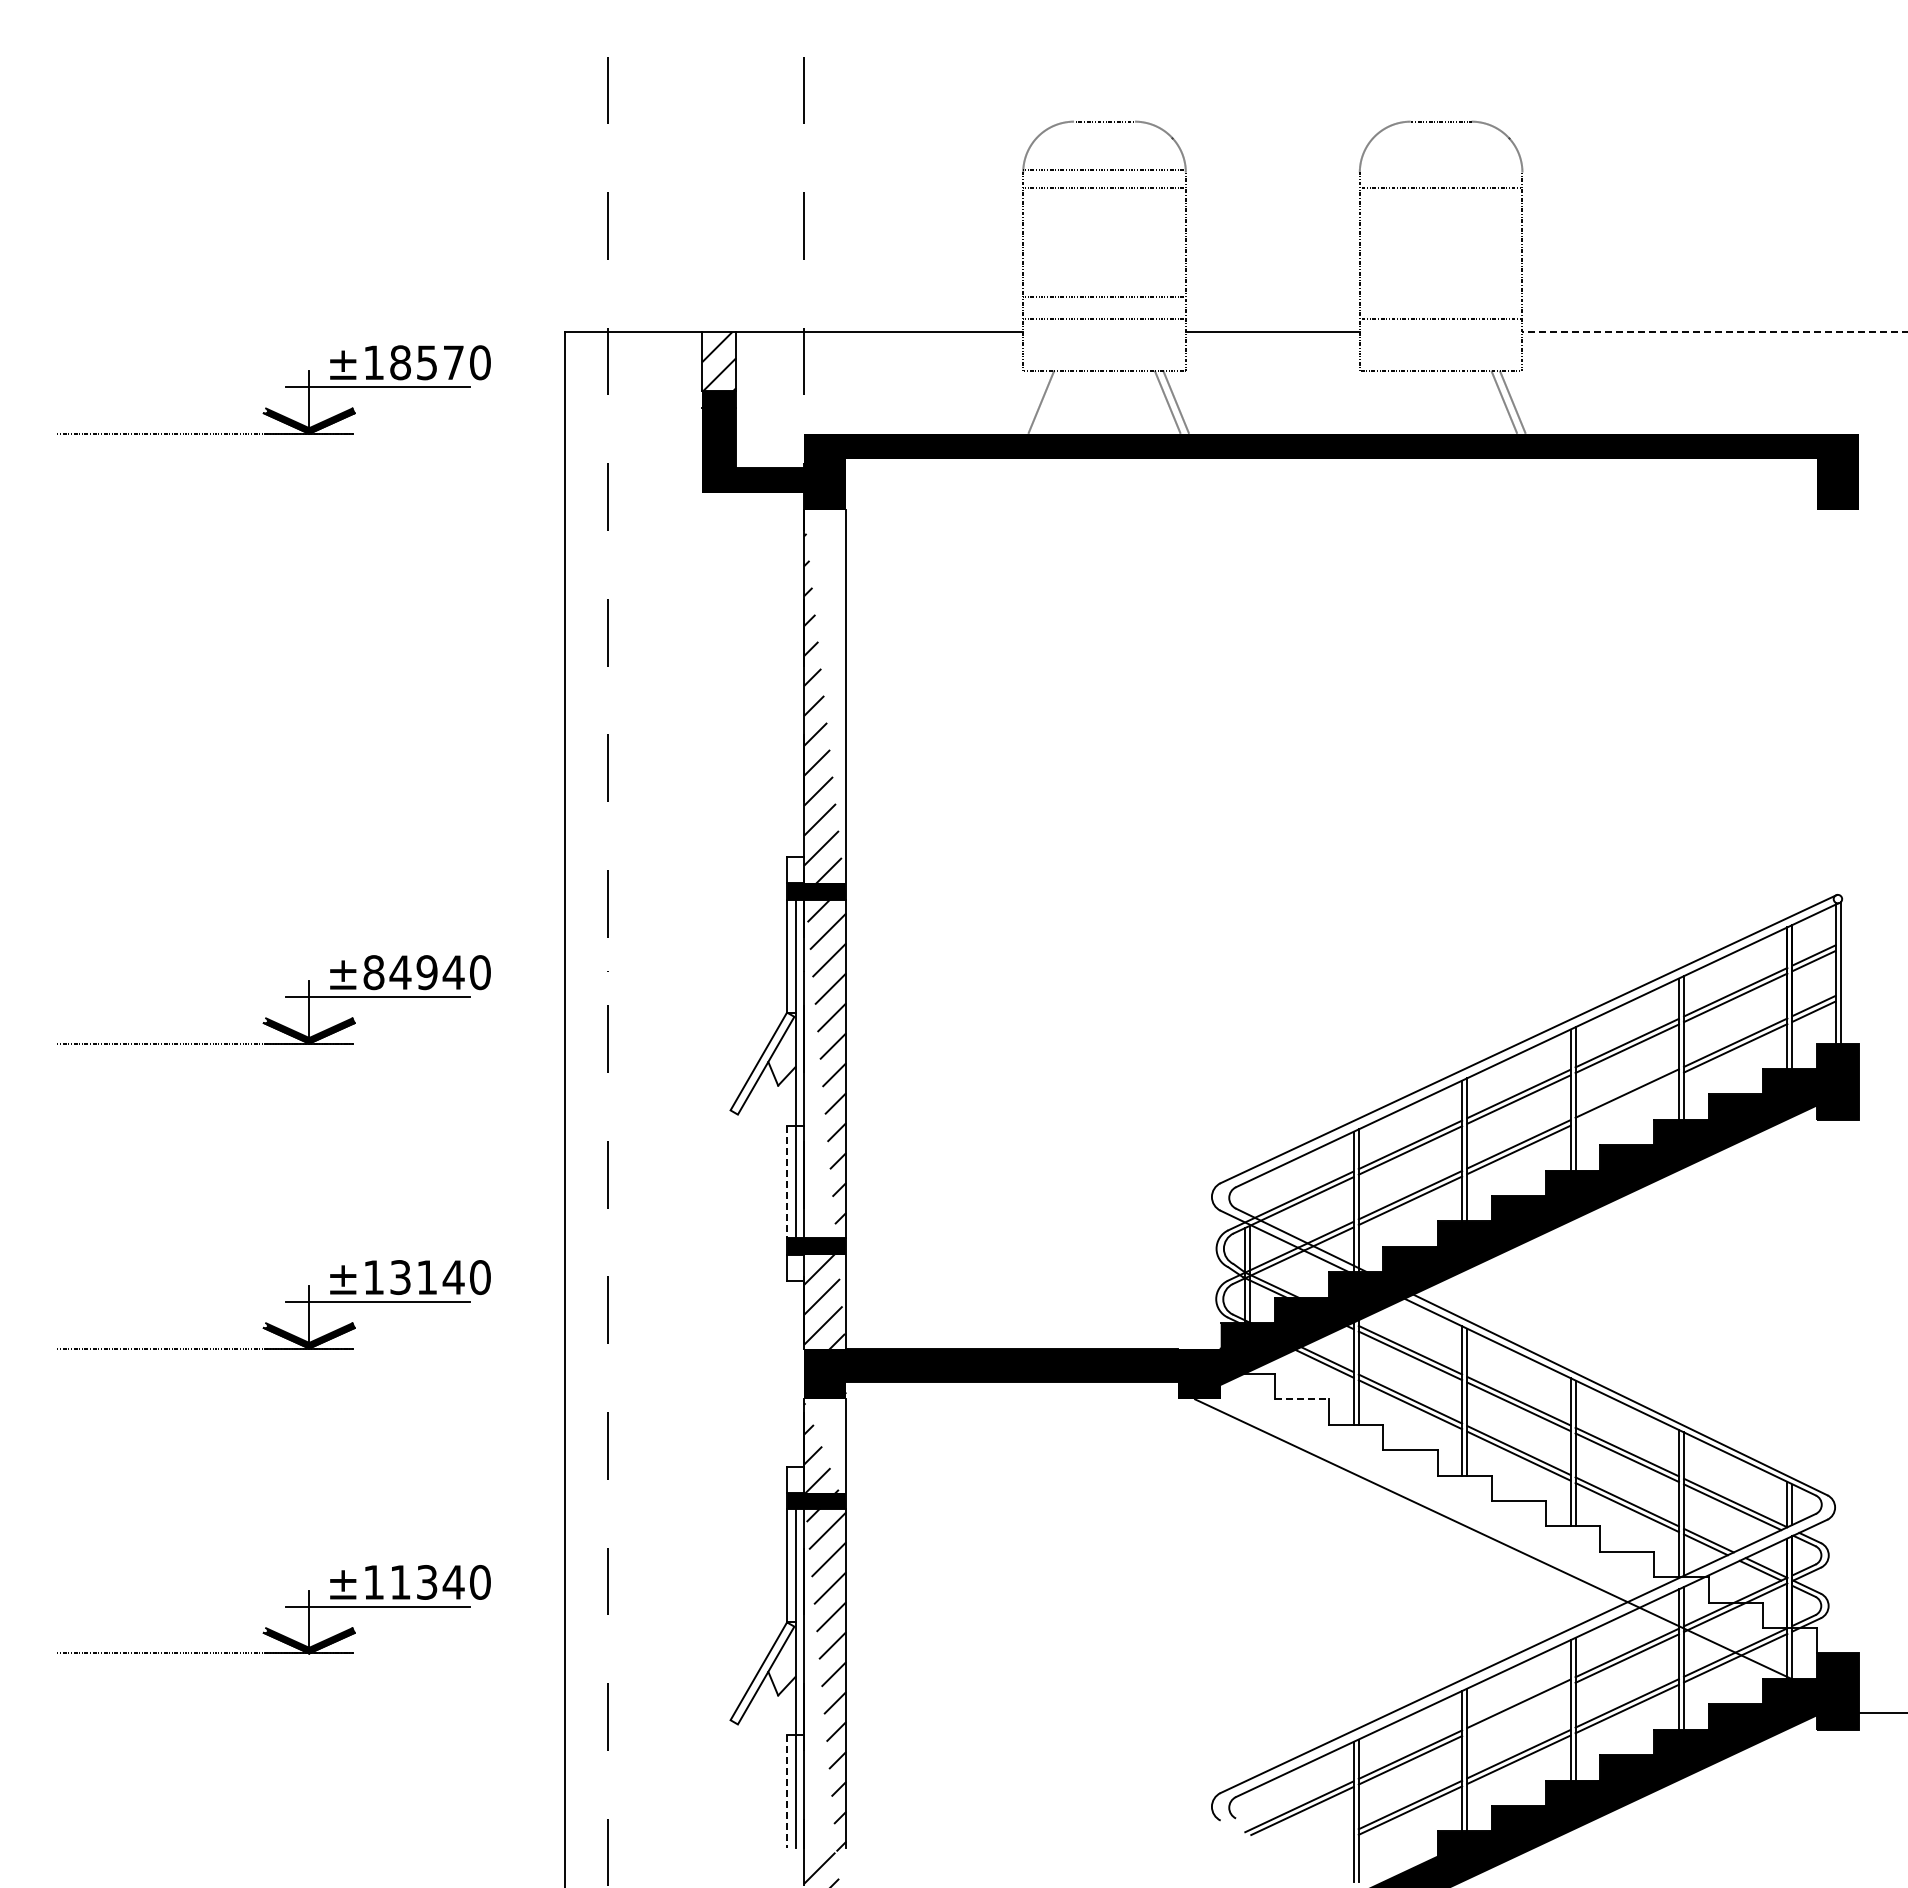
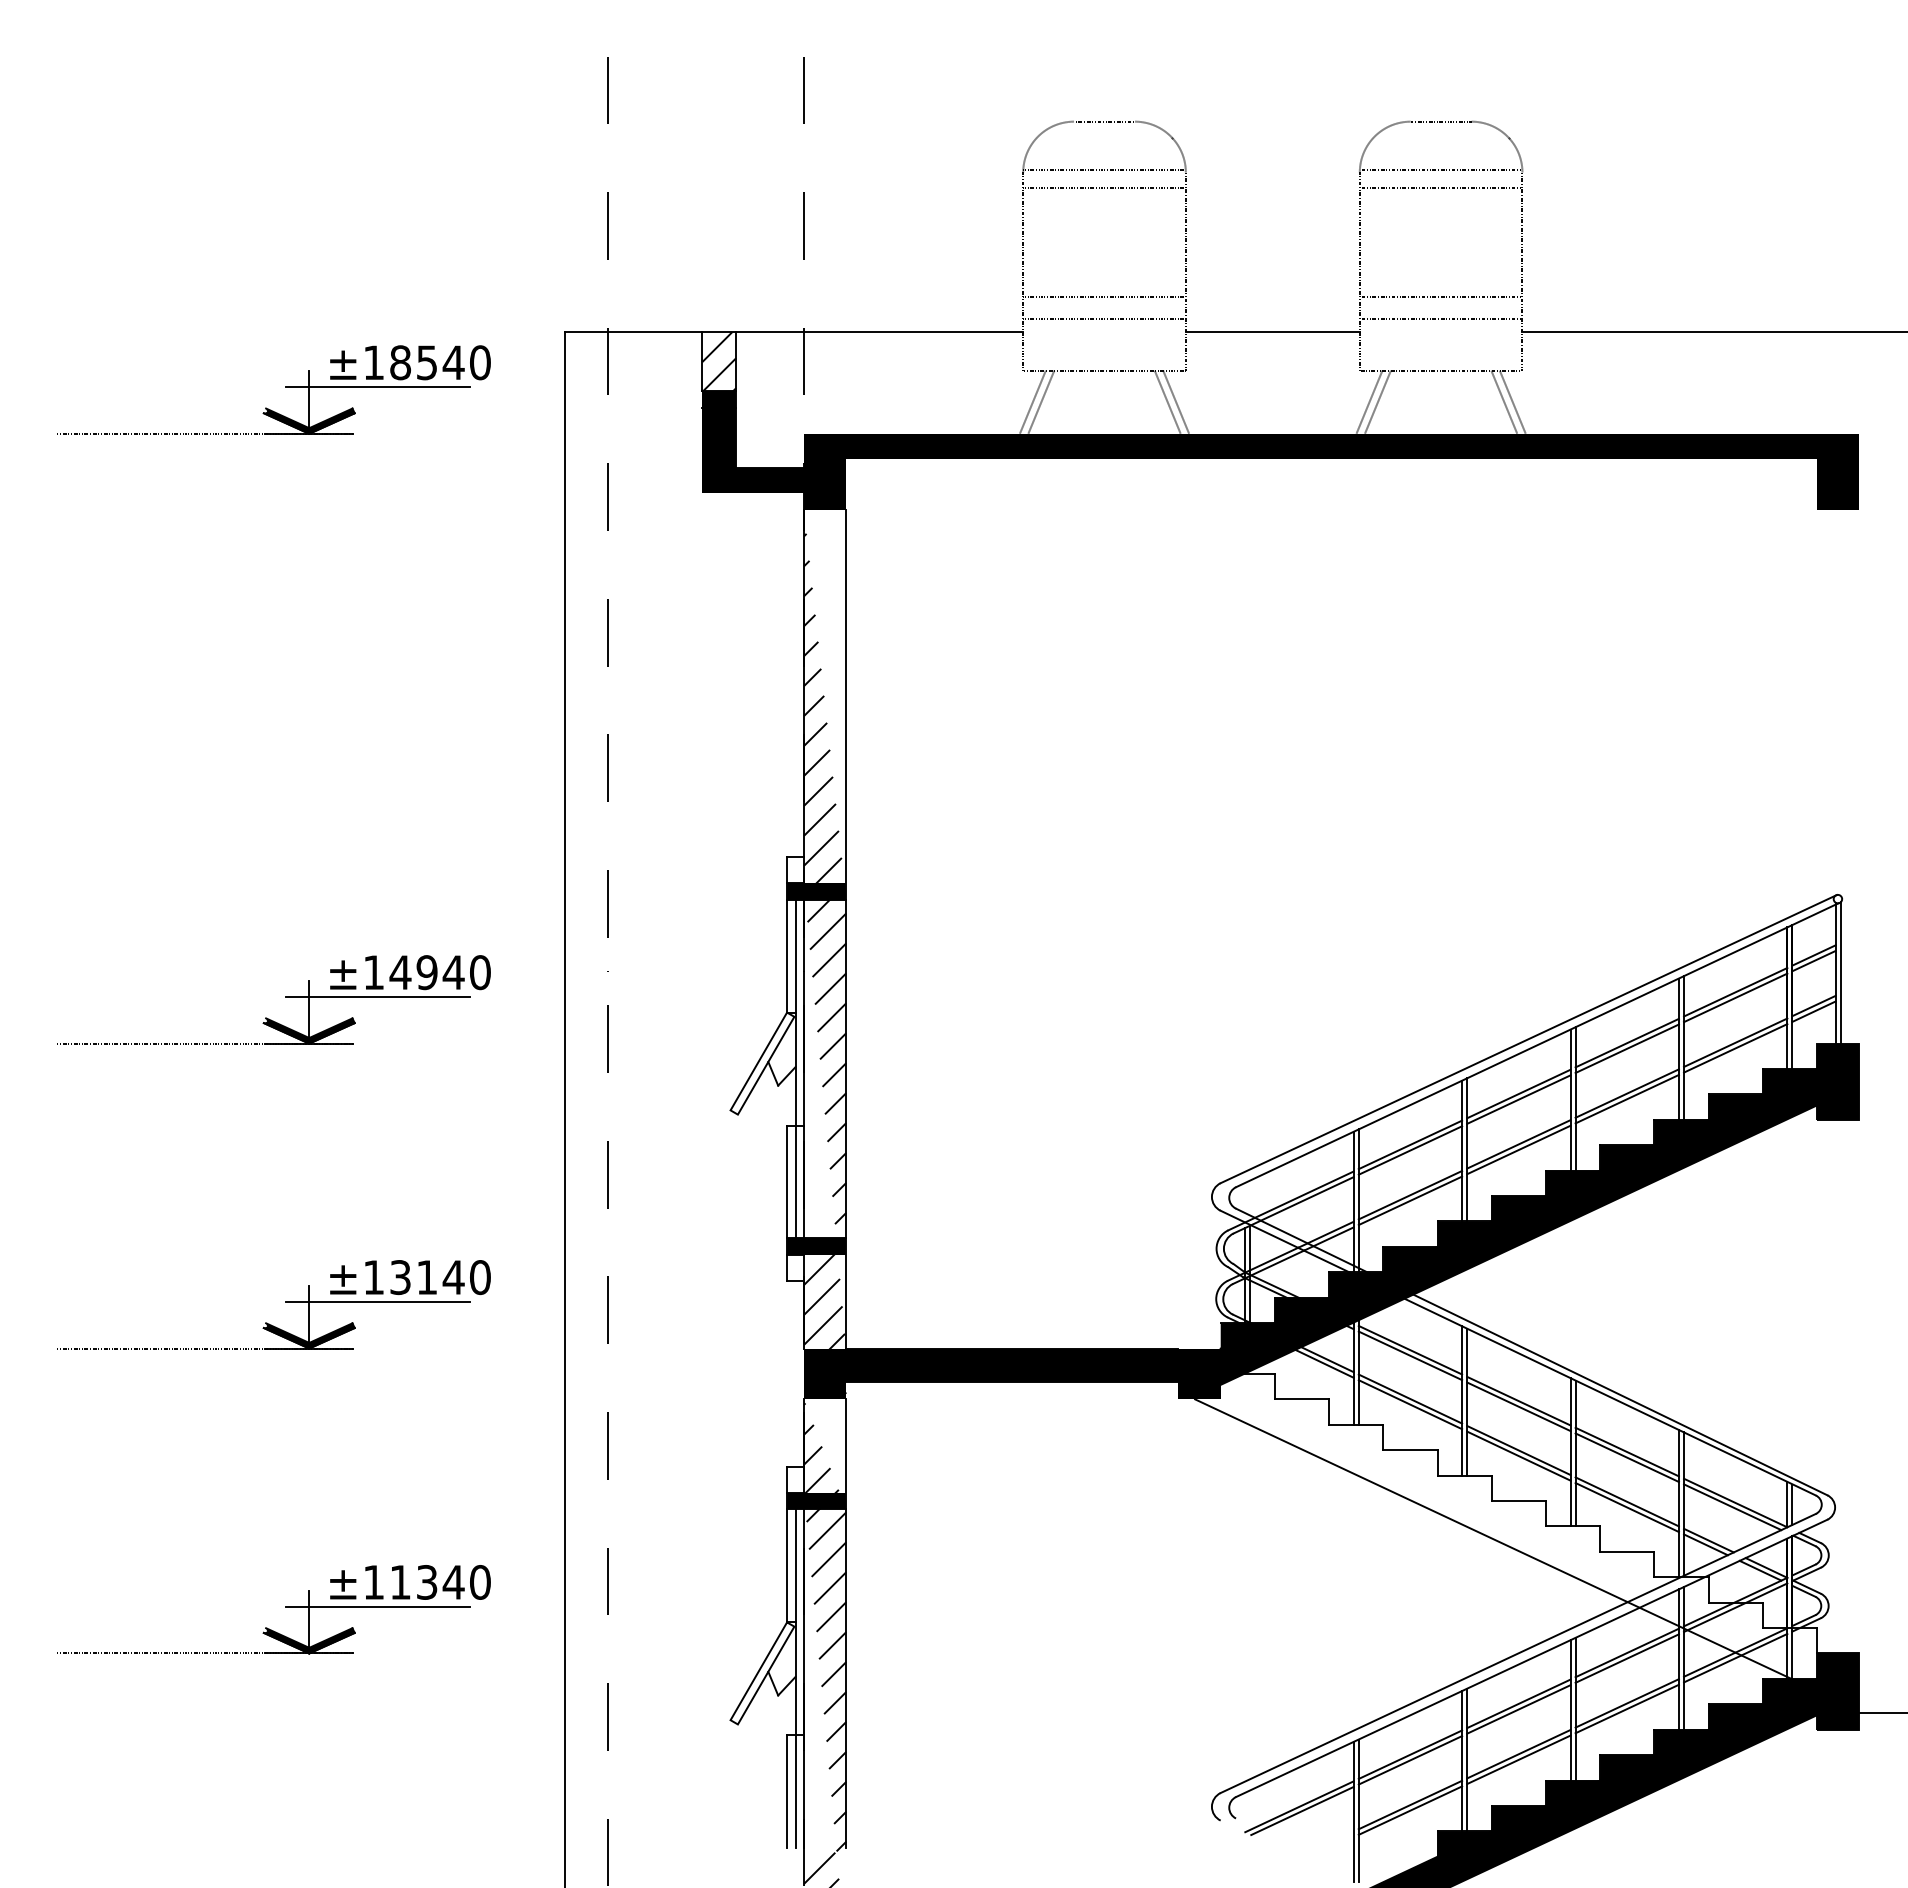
line: none -> present (1440, 170)
line: none -> present (1440, 296)
line: dashed -> solid (1714, 332)
text: ±18570 -> ±18540 (453, 362)
line: none -> present (1032, 401)
line: none -> present (1369, 401)
line: none -> present (1377, 401)
text: ±84940 -> ±14940 (373, 972)
line: none -> present (1626, 1098)
line: dashed -> solid (787, 1182)
line: dashed -> solid (1302, 1399)
line: none -> present (1518, 1709)
line: dashed -> solid (787, 1792)
